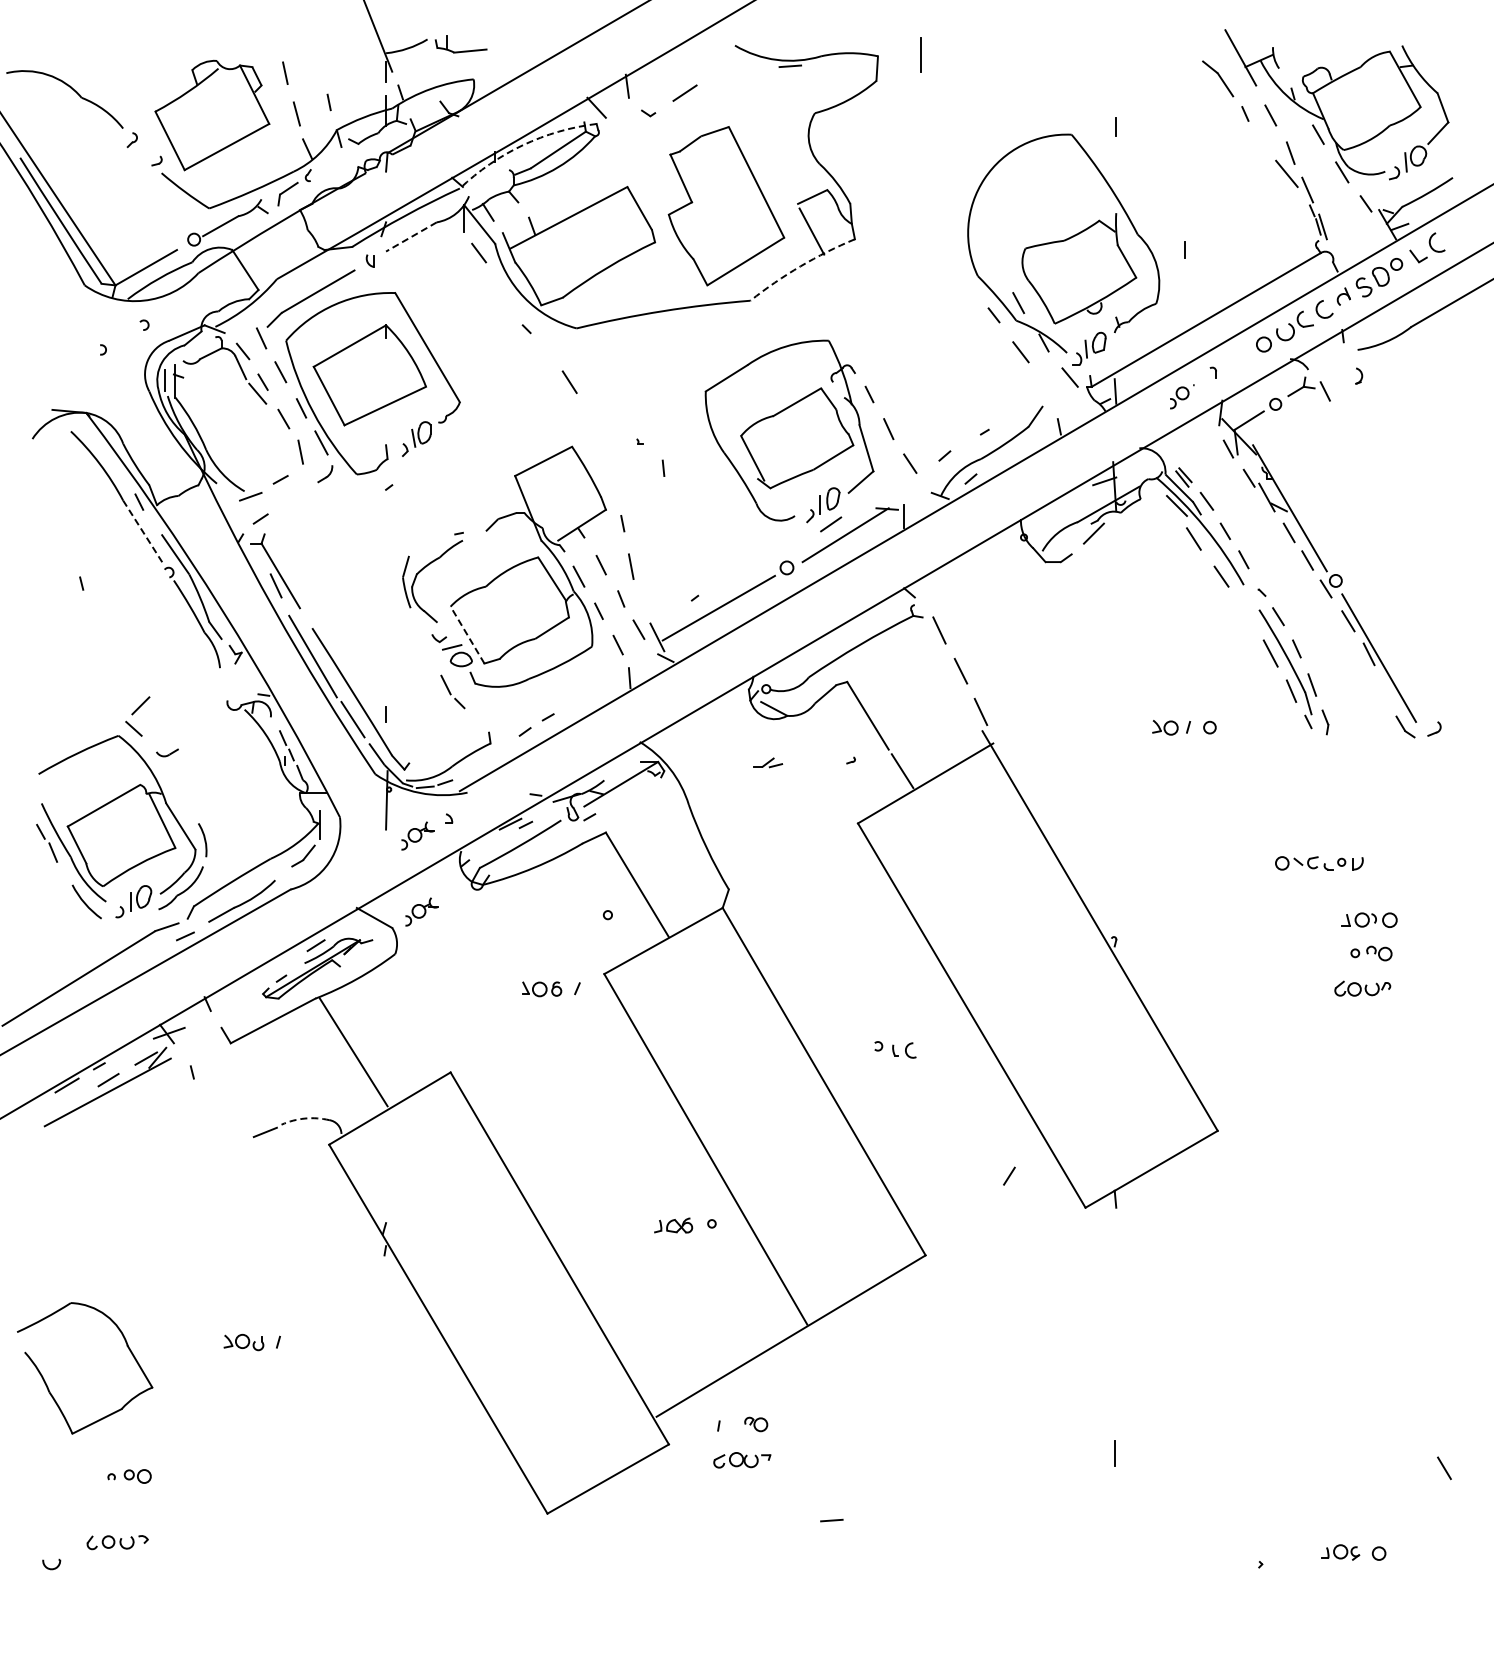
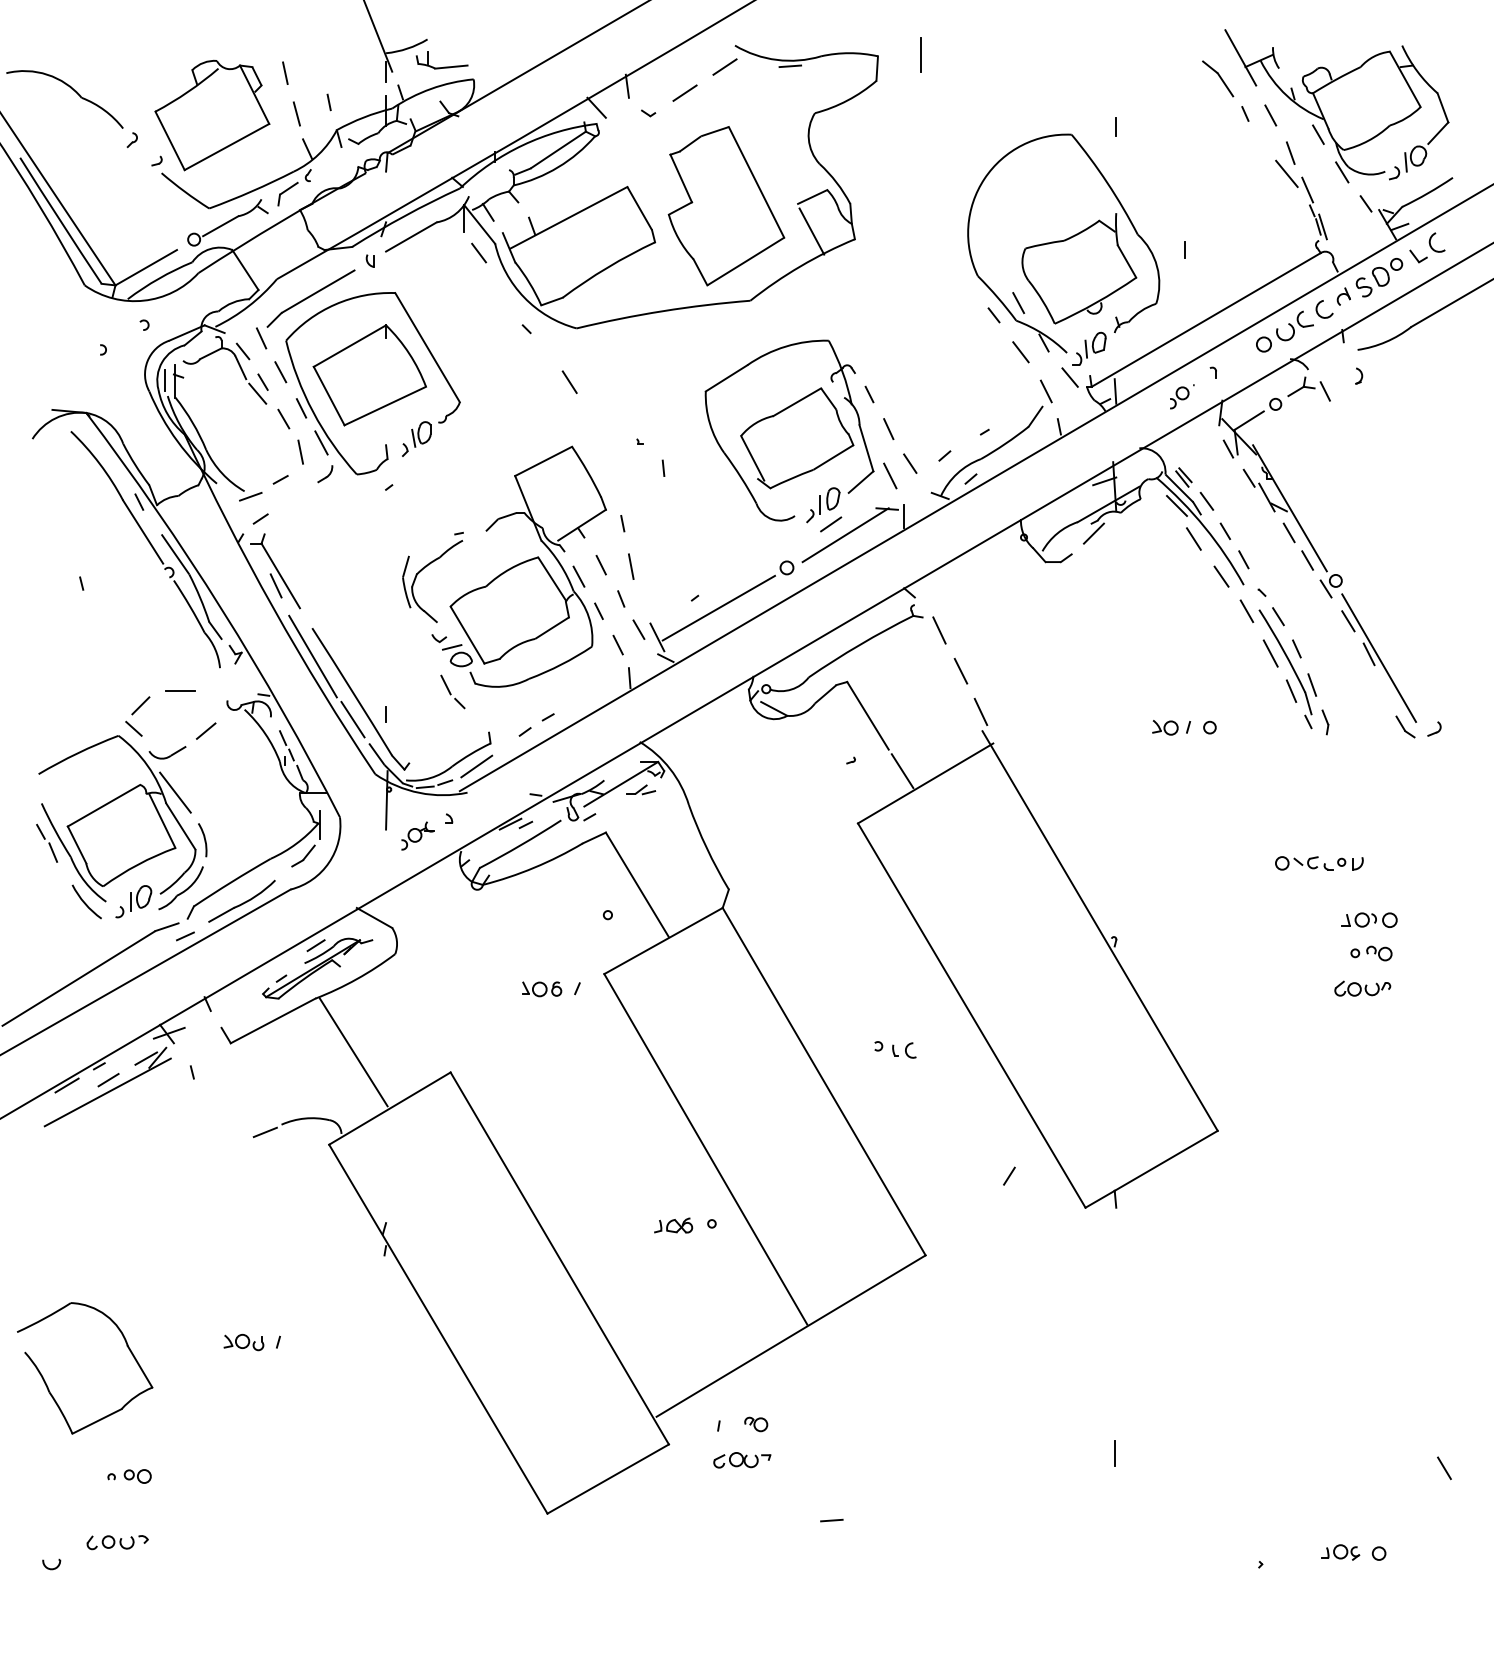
part position: (462, 50) -> (443, 66) (443, 66)
line: none -> present (724, 66)
arc: dashed -> solid (523, 145)
line: dashed -> solid (411, 237)
arc: dashed -> solid (800, 266)
line: none -> present (1045, 391)
line: none -> present (890, 475)
line: dashed -> solid (143, 532)
line: none -> present (1246, 610)
line: dashed -> solid (467, 634)
line: none -> present (180, 691)
line: none -> present (205, 730)
part size: 23x10 px -> 39x14 px (167, 752)
part position: (768, 762) -> (641, 789) (641, 789)
line: none -> present (476, 766)
line: none -> present (175, 792)
part: present -> none (421, 911)
arc: dashed -> solid (304, 1118)
